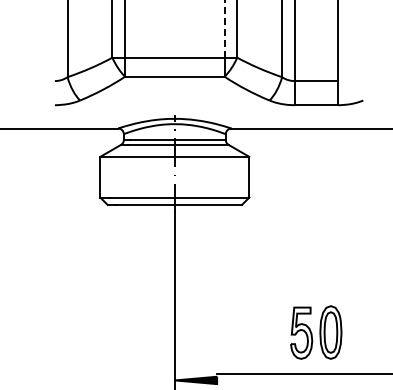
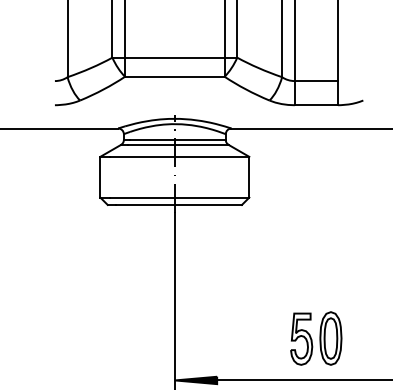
line: dashed -> solid (224, 28)
part position: (316, 332) -> (316, 338) (316, 338)
line position: (303, 374) -> (303, 380) (303, 380)
